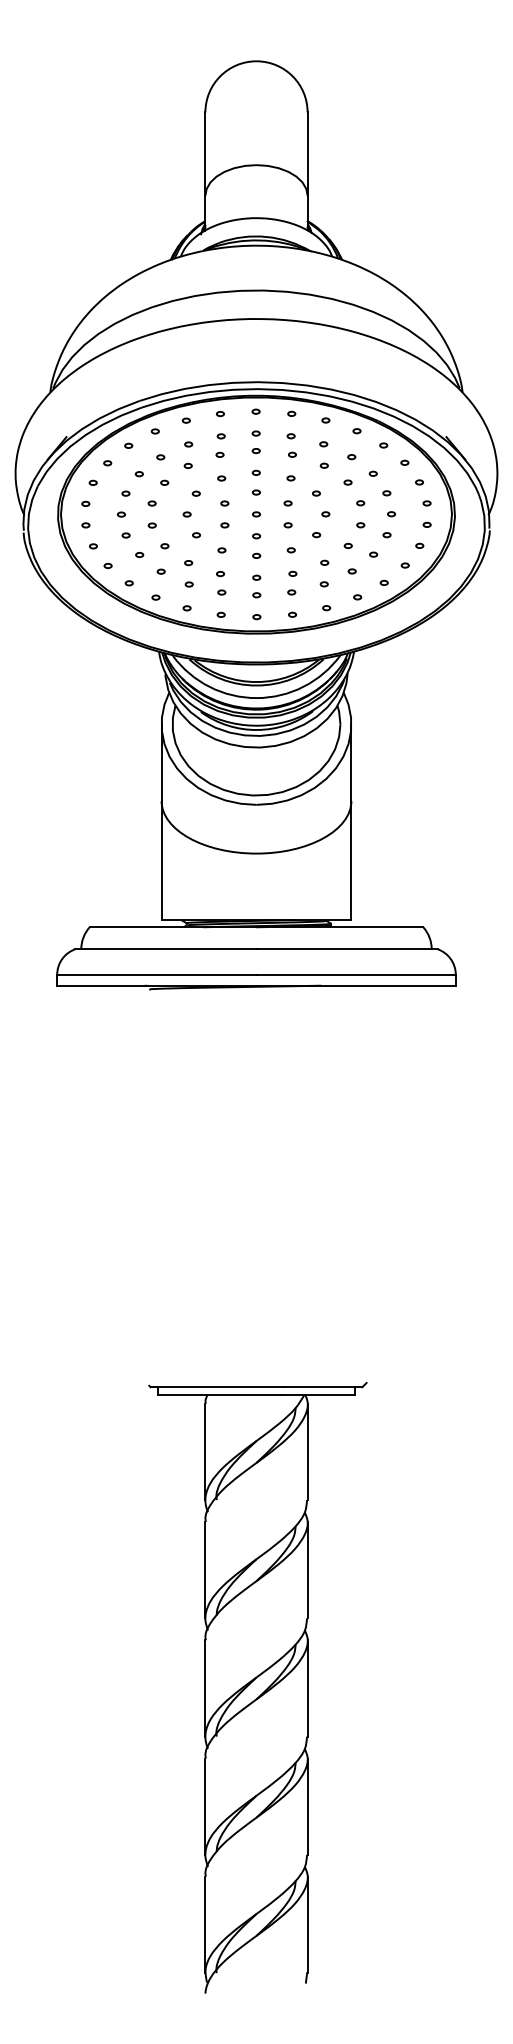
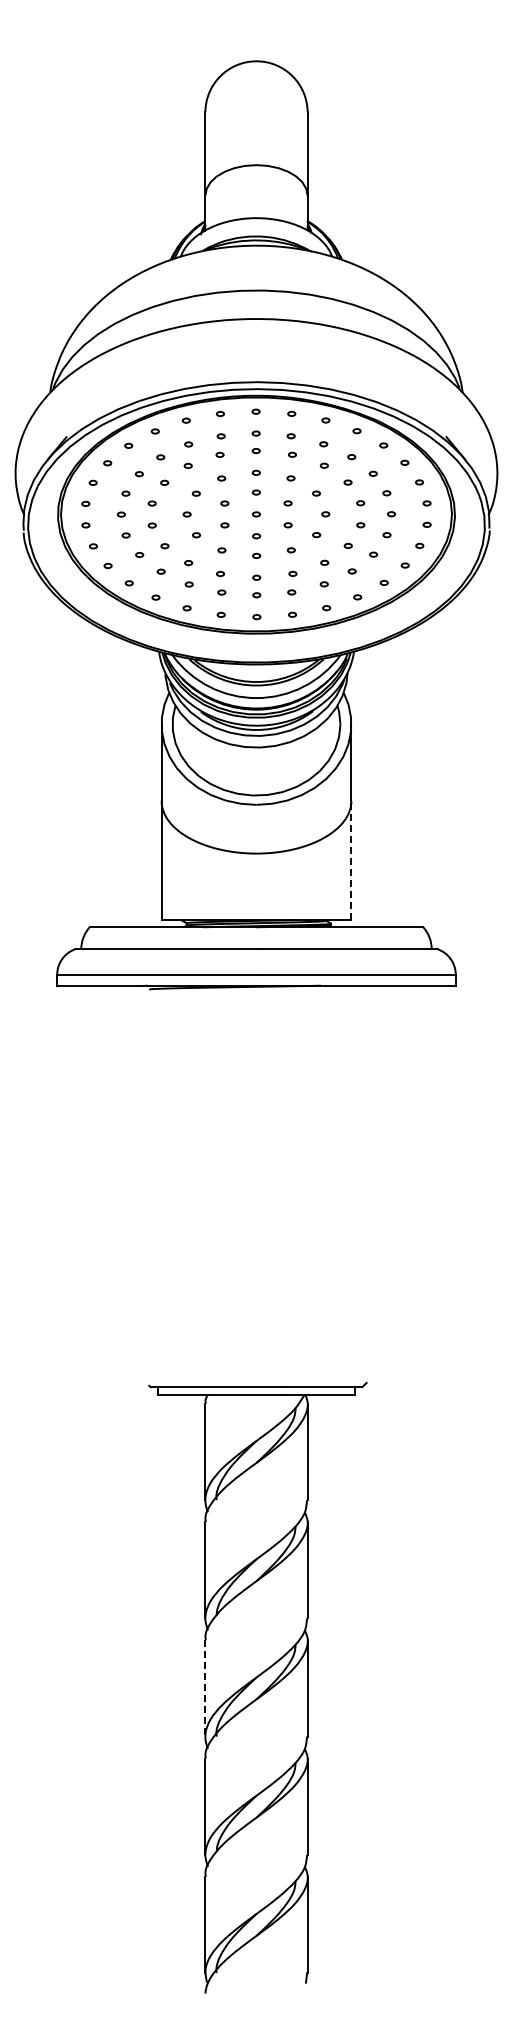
line: solid -> dashed (351, 860)
line: solid -> dashed (205, 1688)
